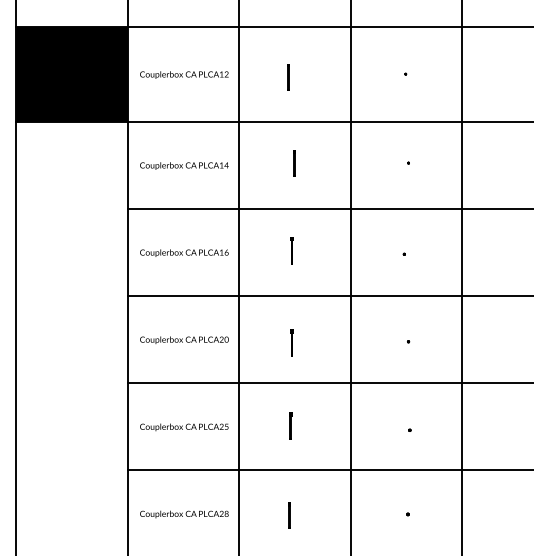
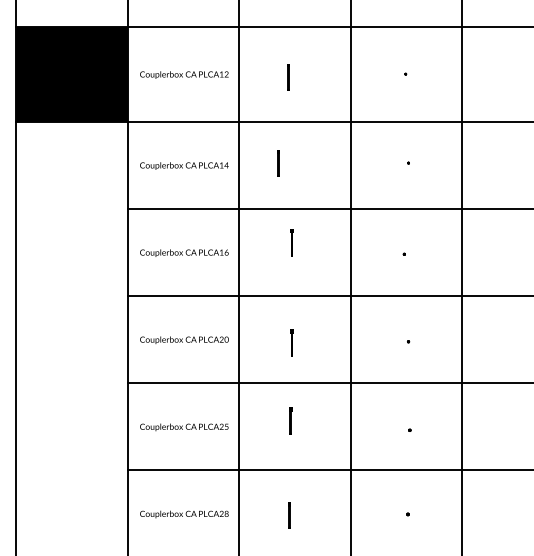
line position: (294, 163) -> (278, 163) (278, 163)
part position: (291, 250) -> (291, 242) (291, 242)
line position: (290, 425) -> (290, 420) (290, 420)
